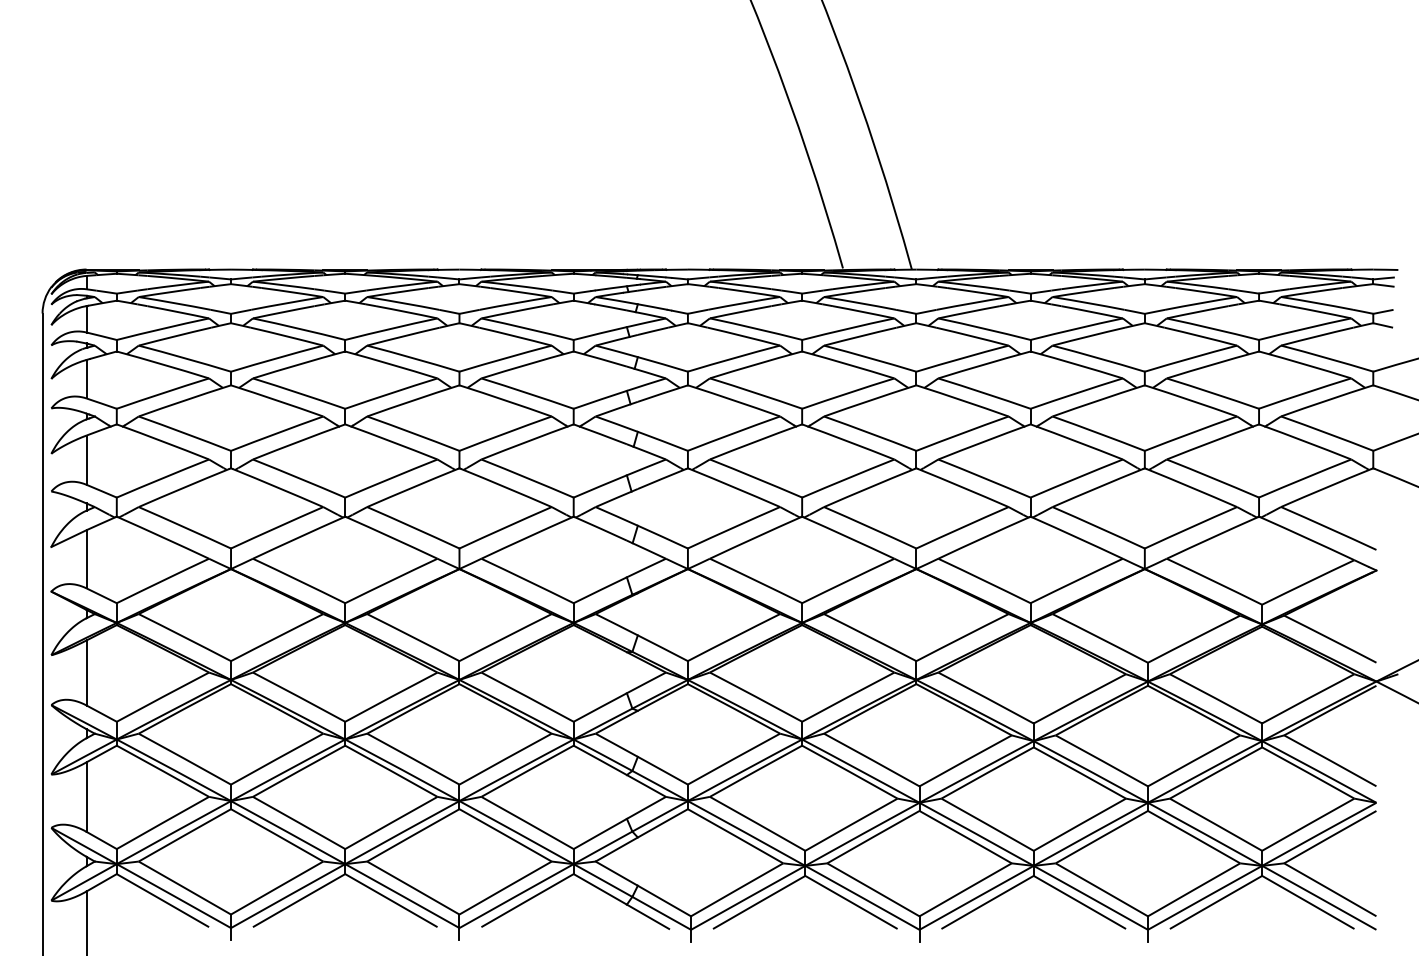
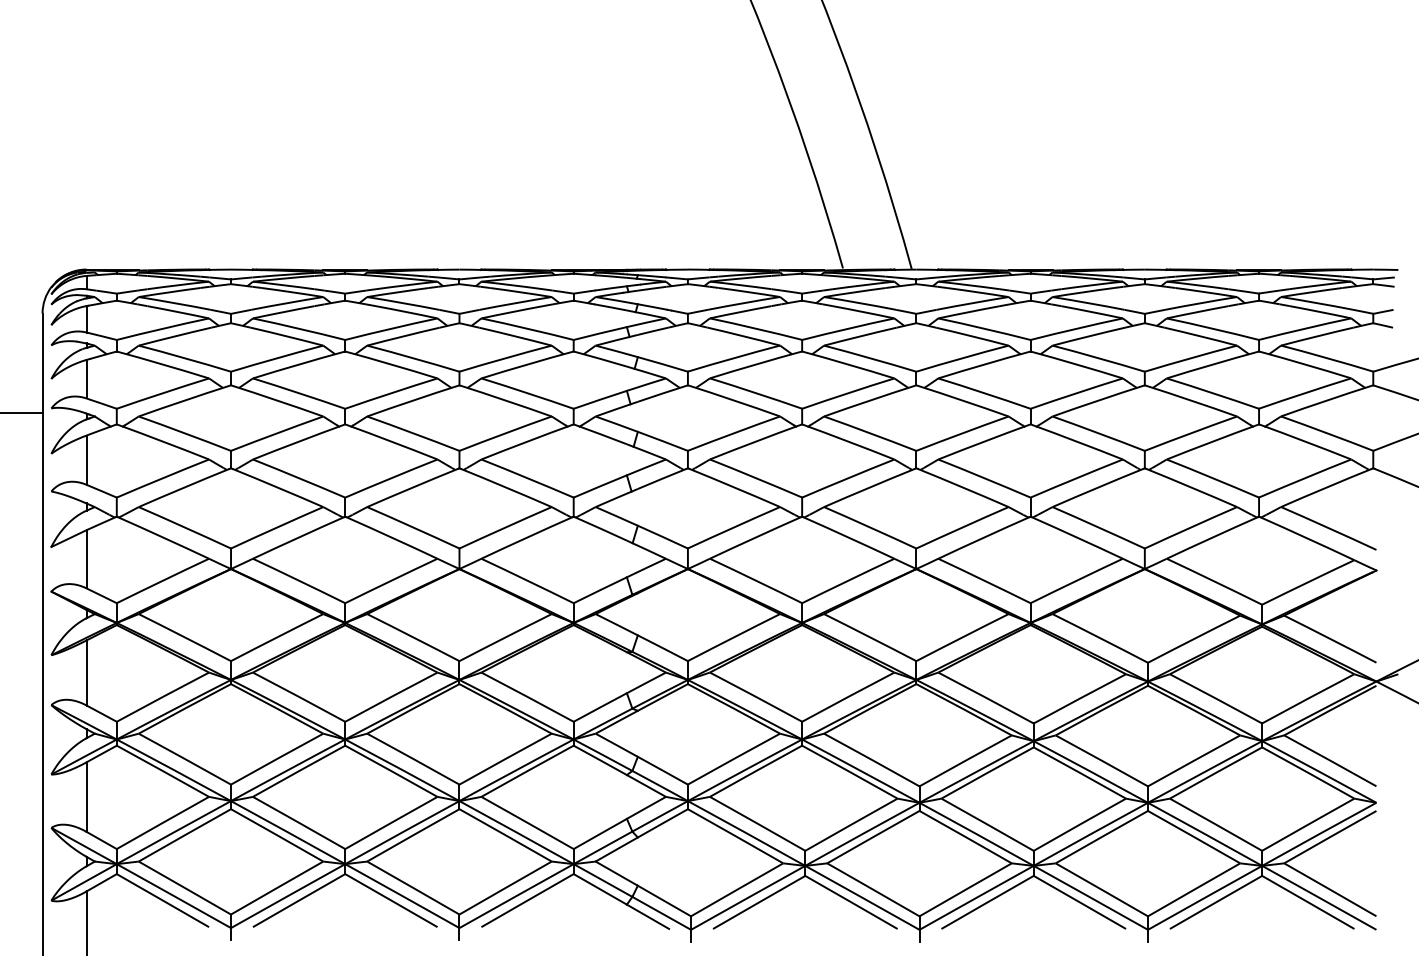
line: none -> present (22, 412)
